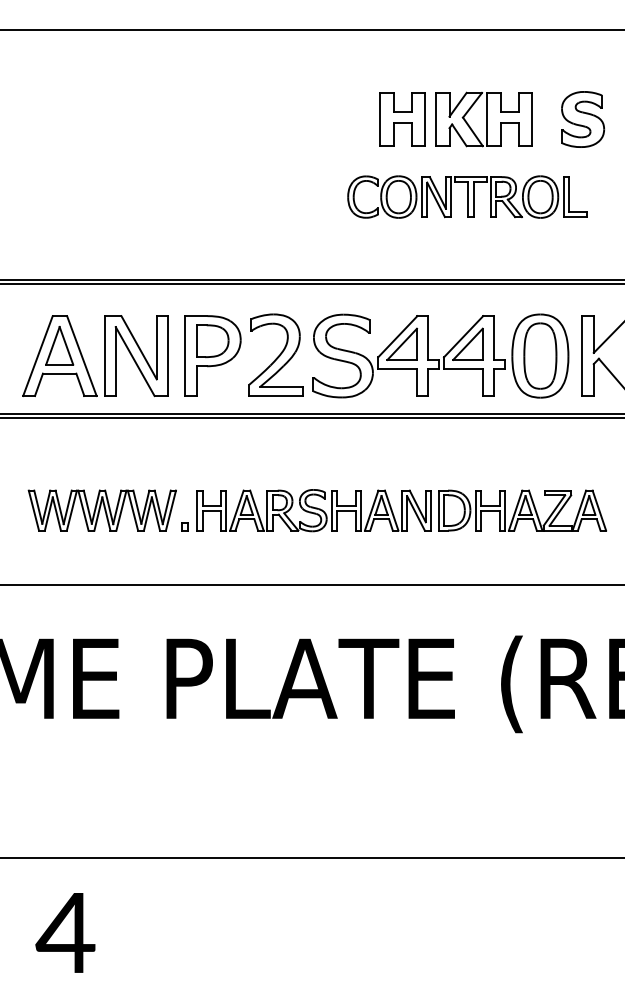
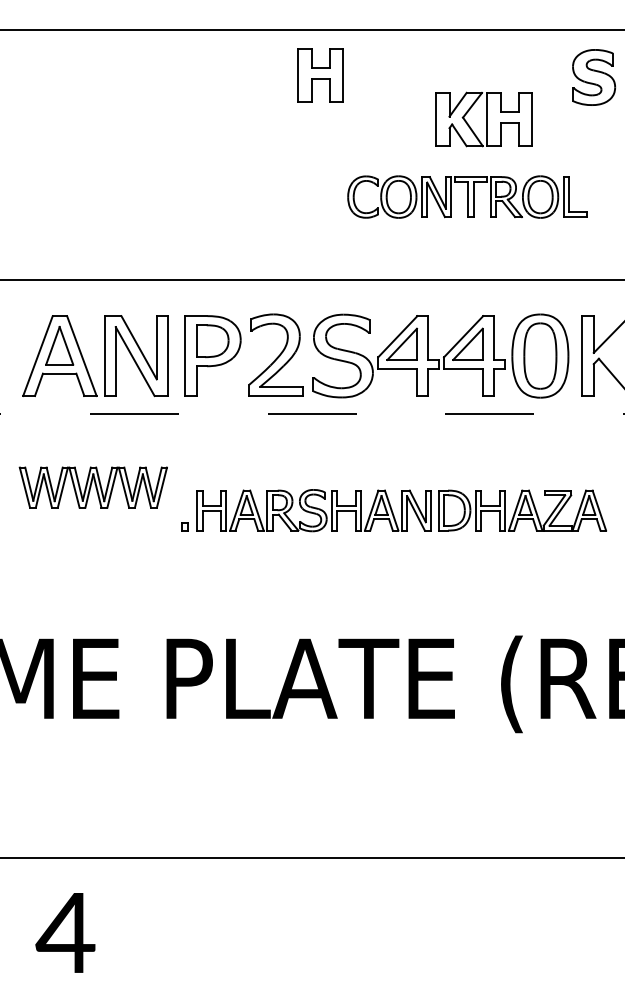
part position: (402, 119) -> (320, 75) (320, 75)
part position: (582, 119) -> (593, 77) (593, 77)
line: present -> none (311, 284)
line: solid -> dashed (312, 413)
line: present -> none (311, 418)
part position: (101, 510) -> (92, 487) (92, 487)
line: present -> none (311, 584)
